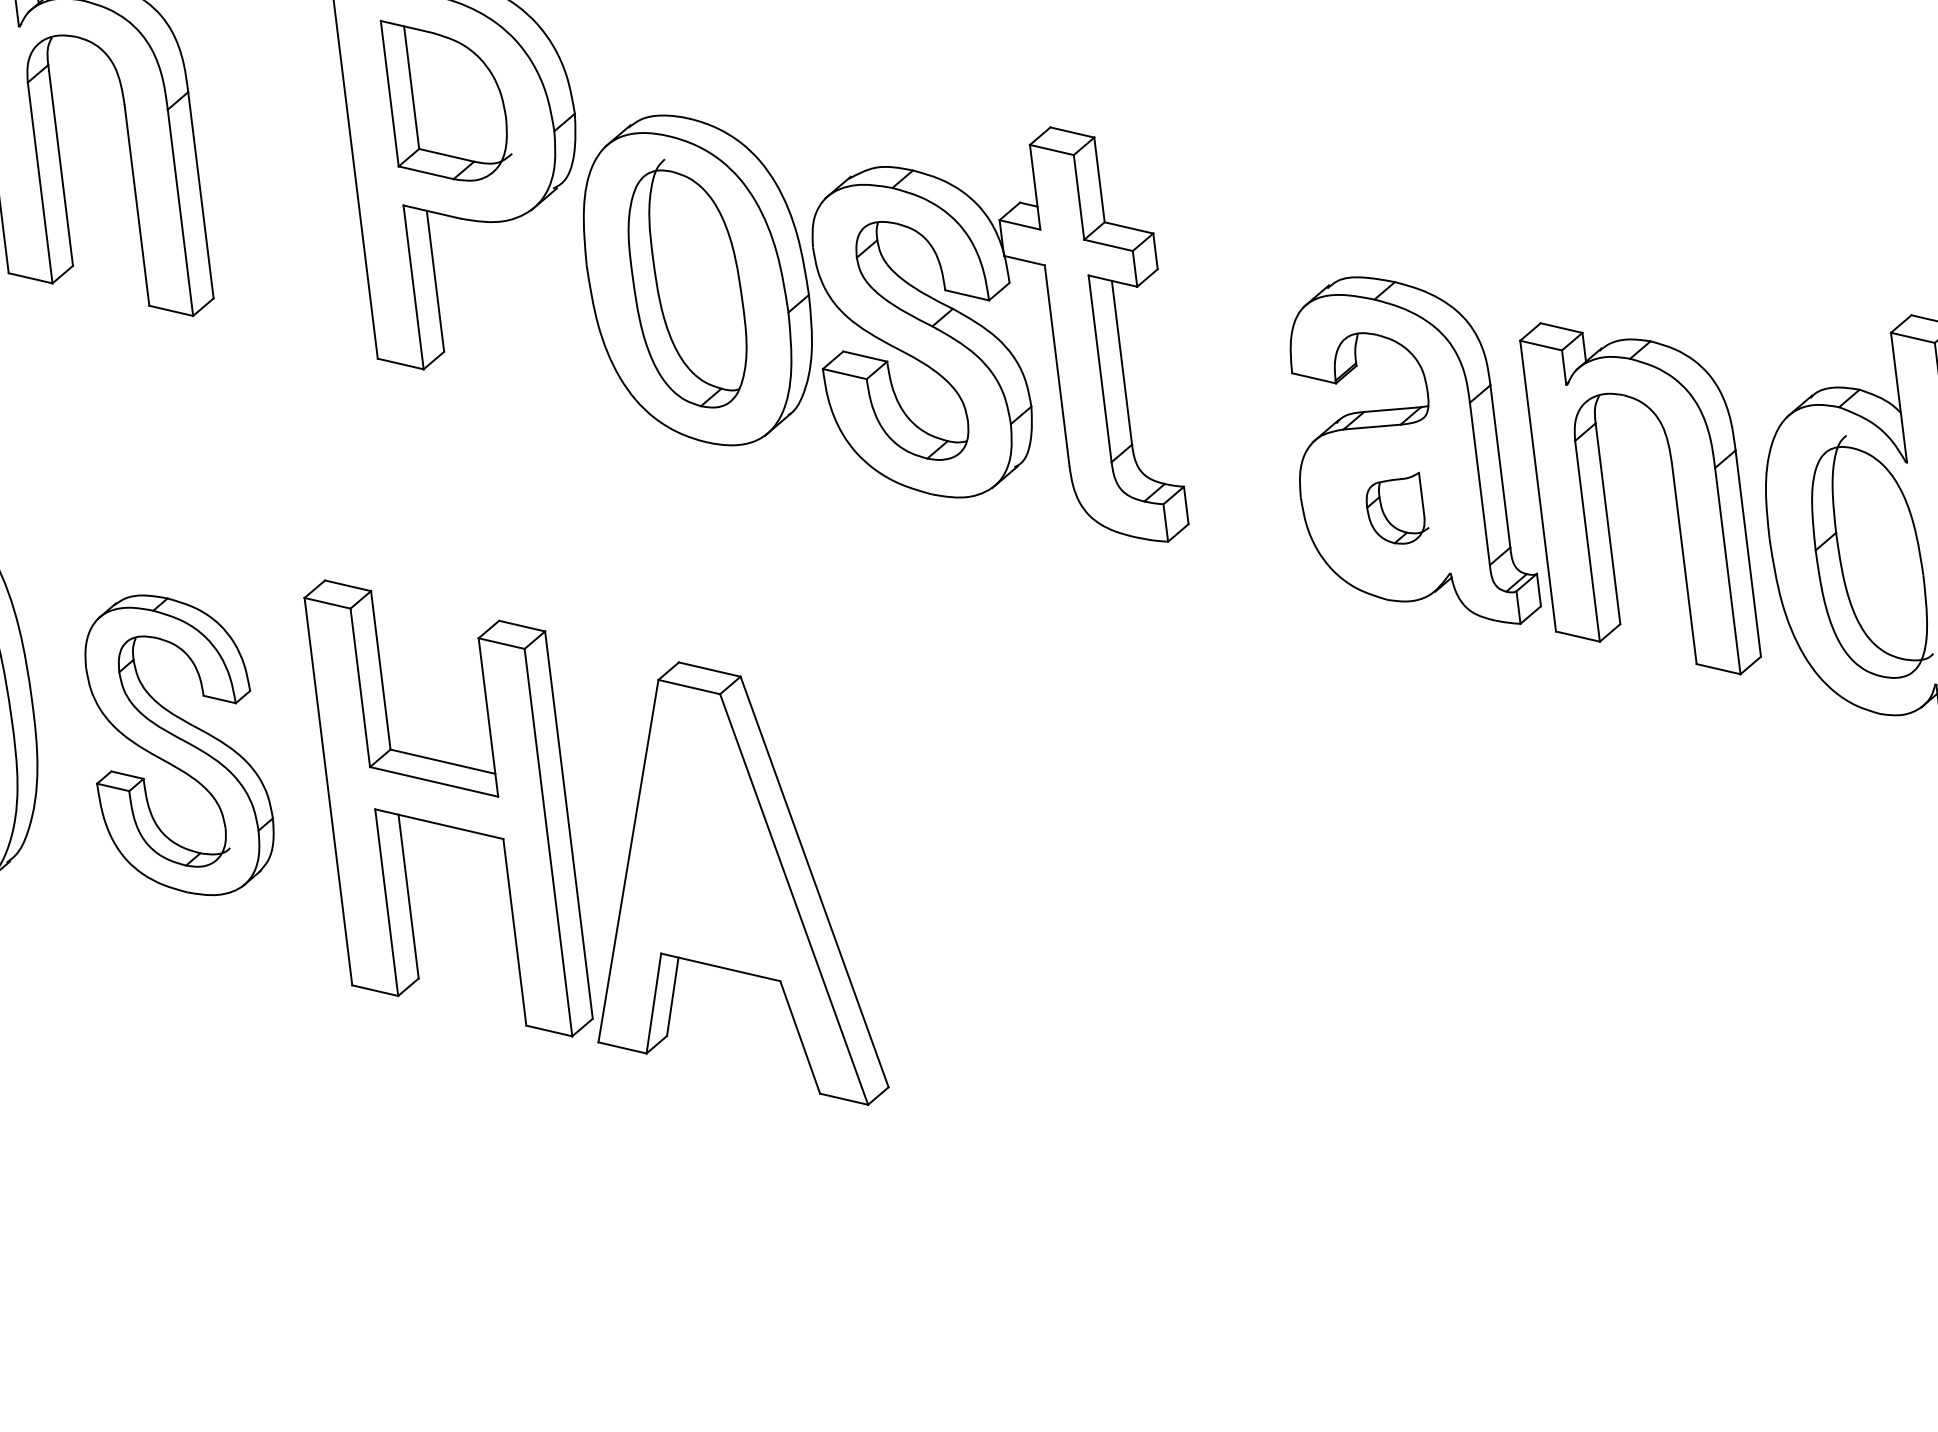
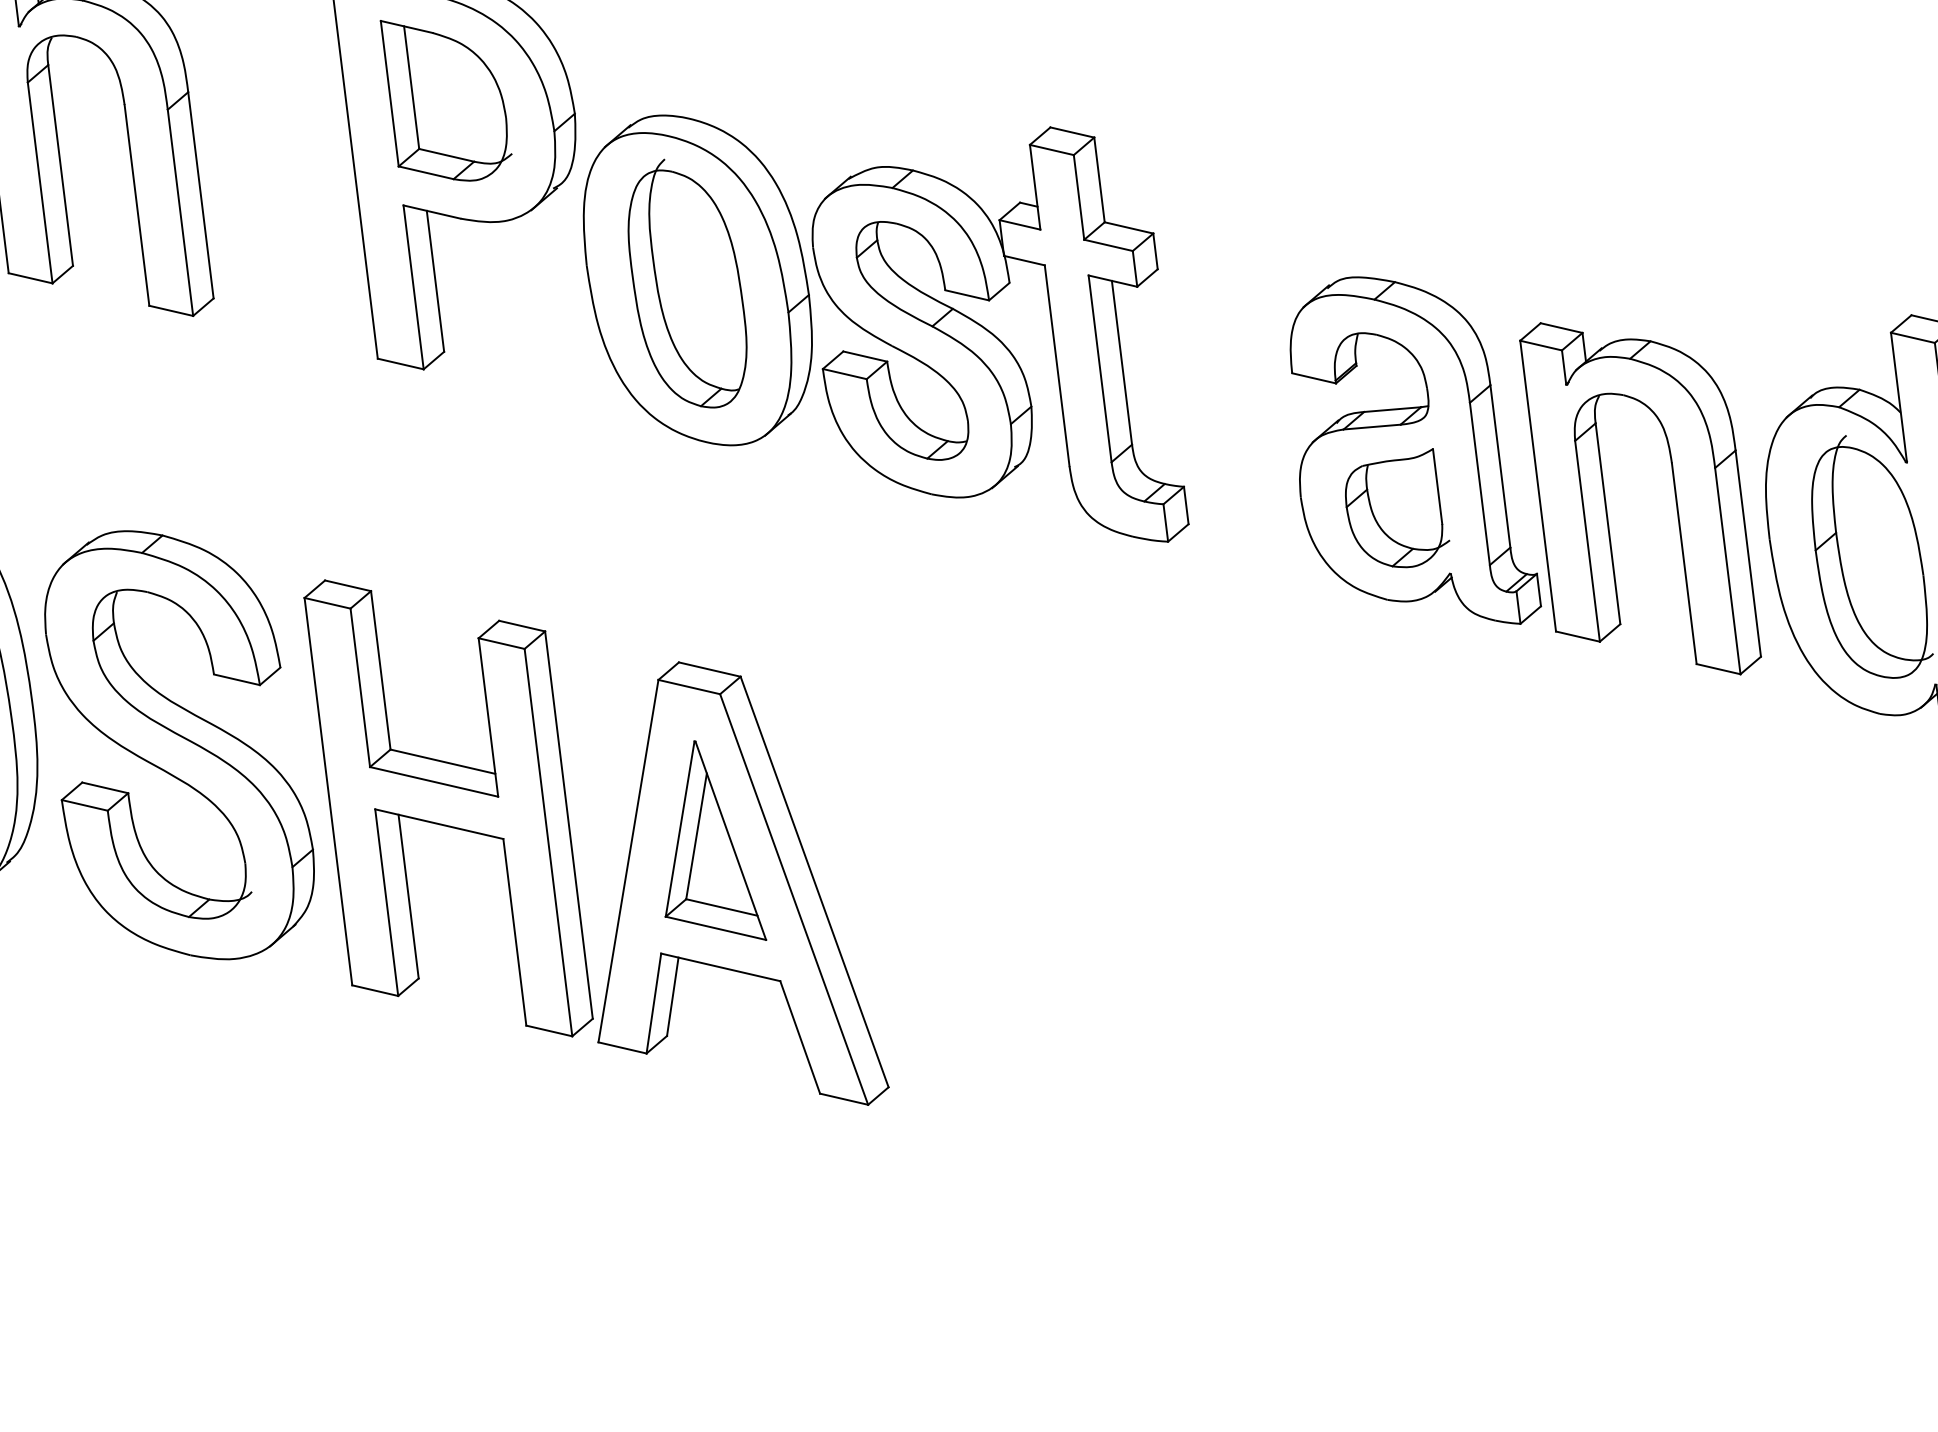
part size: 65x74 px -> 106x121 px (1397, 508)
part size: 191x303 px -> 271x431 px (179, 745)
part: none -> present (715, 840)
